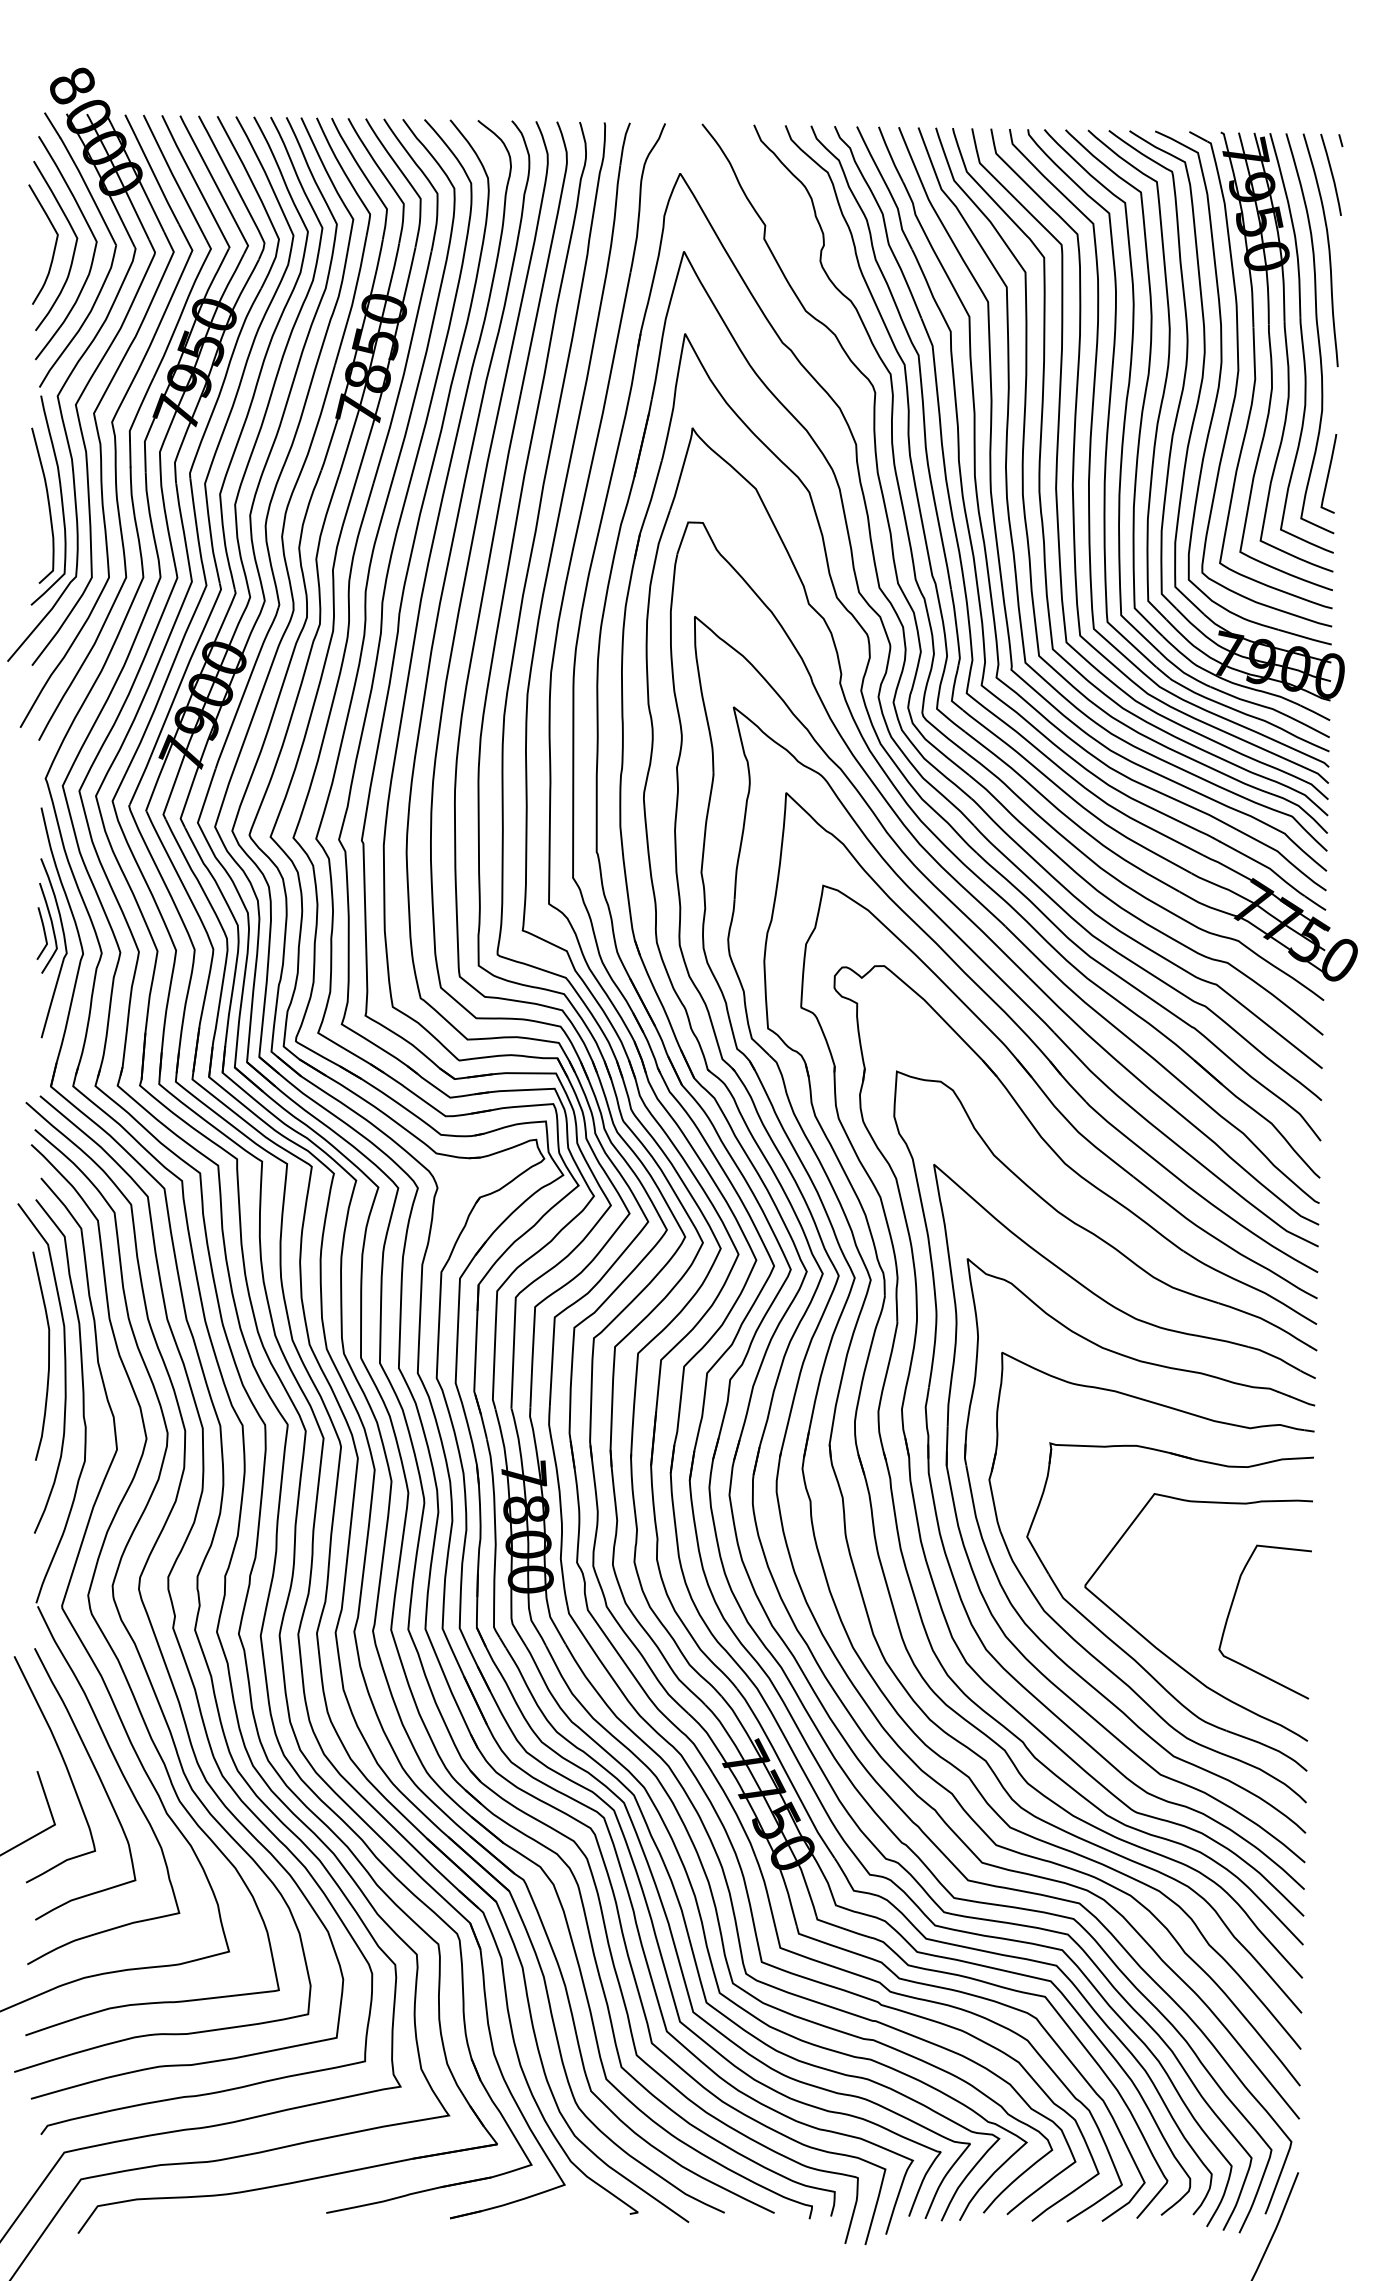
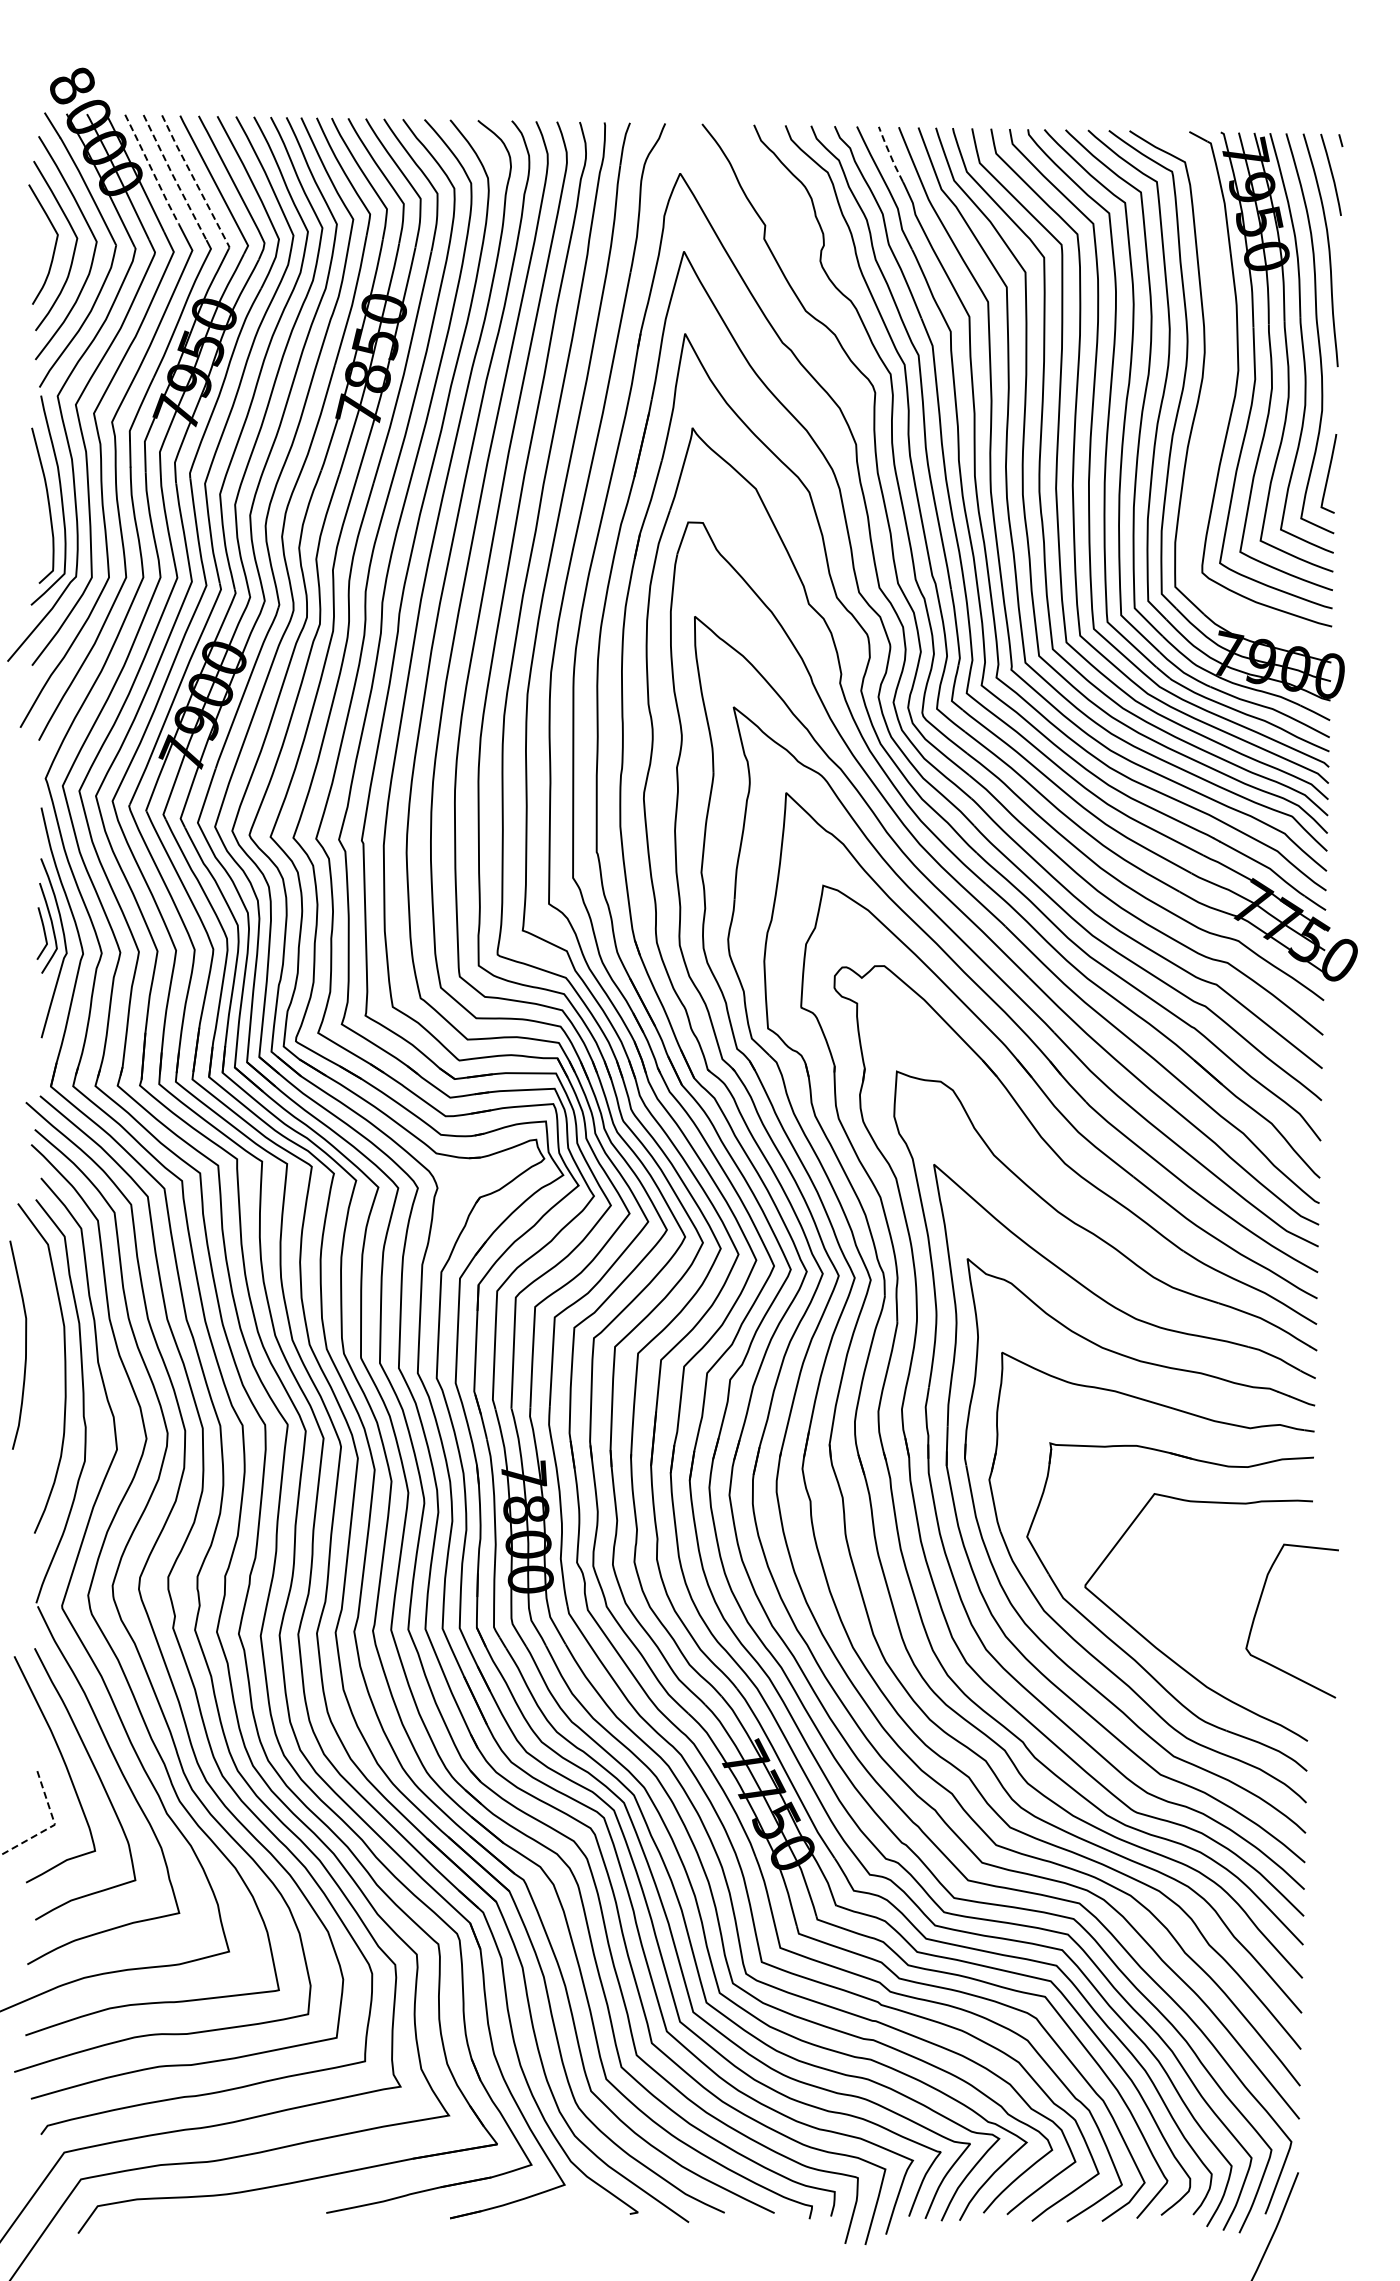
line: solid -> dashed (889, 154)
line: solid -> dashed (151, 169)
line: solid -> dashed (173, 177)
line: solid -> dashed (195, 182)
part: present -> none (1220, 383)
curve position: (48, 1355) -> (25, 1344) (25, 1344)
curve position: (1231, 1609) -> (1258, 1608) (1258, 1608)
line: solid -> dashed (52, 1826)
